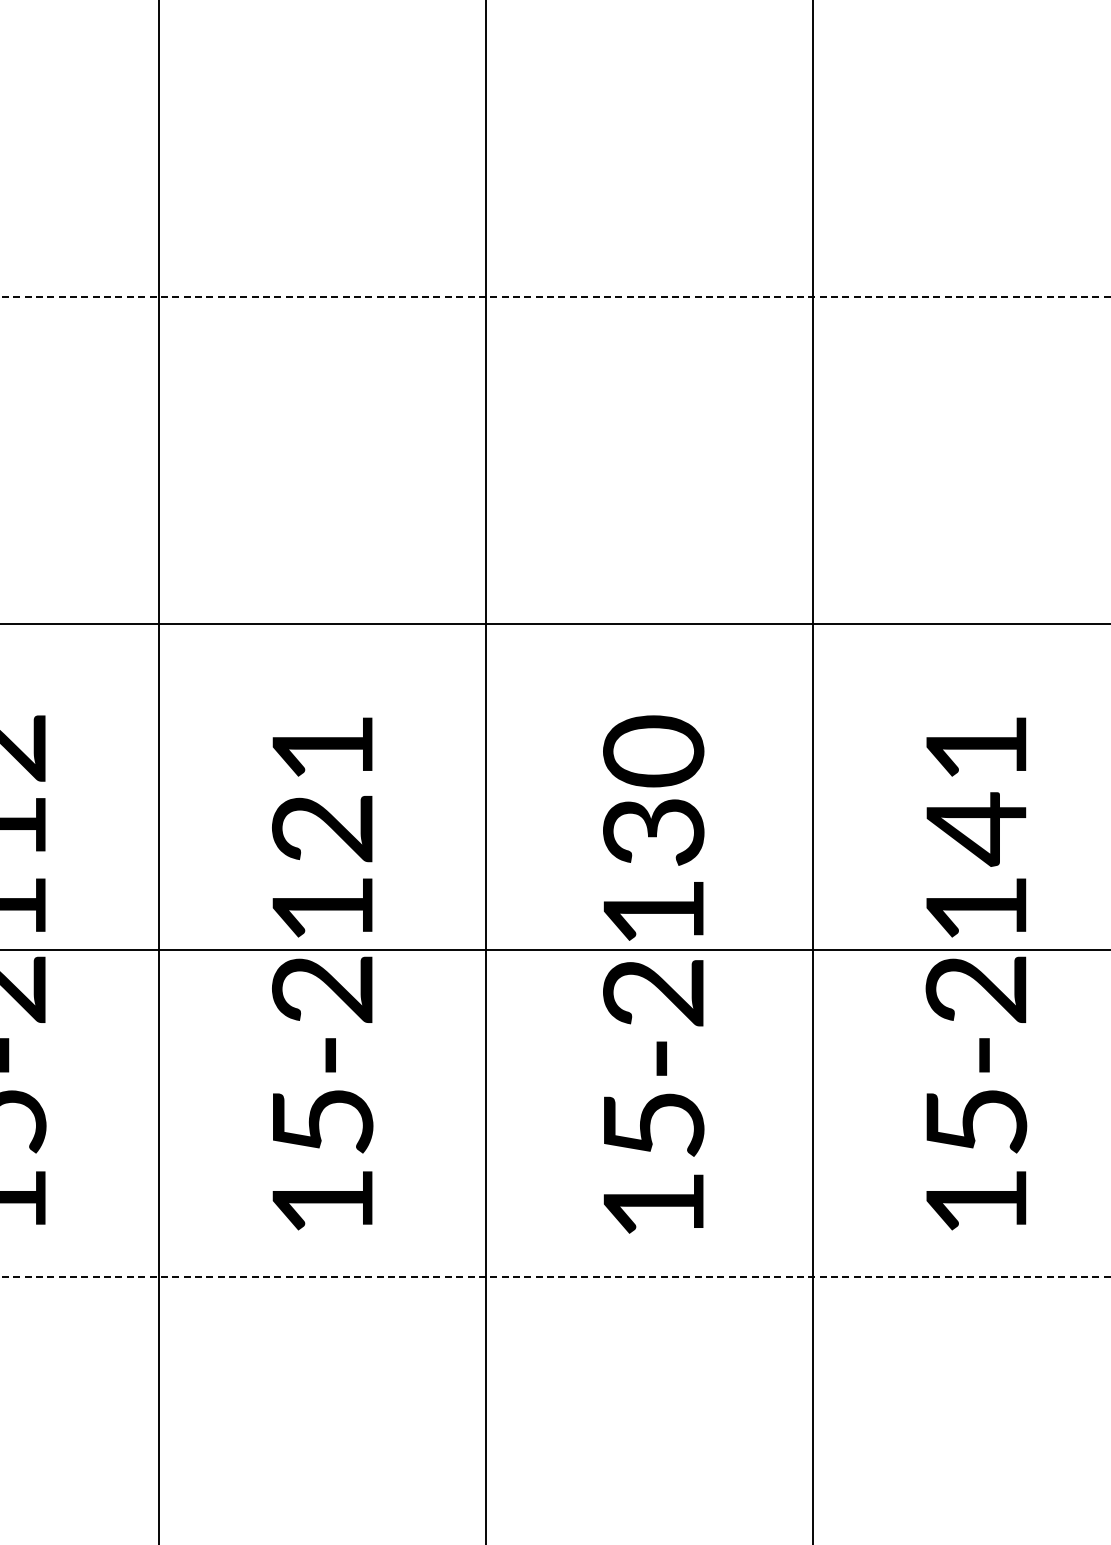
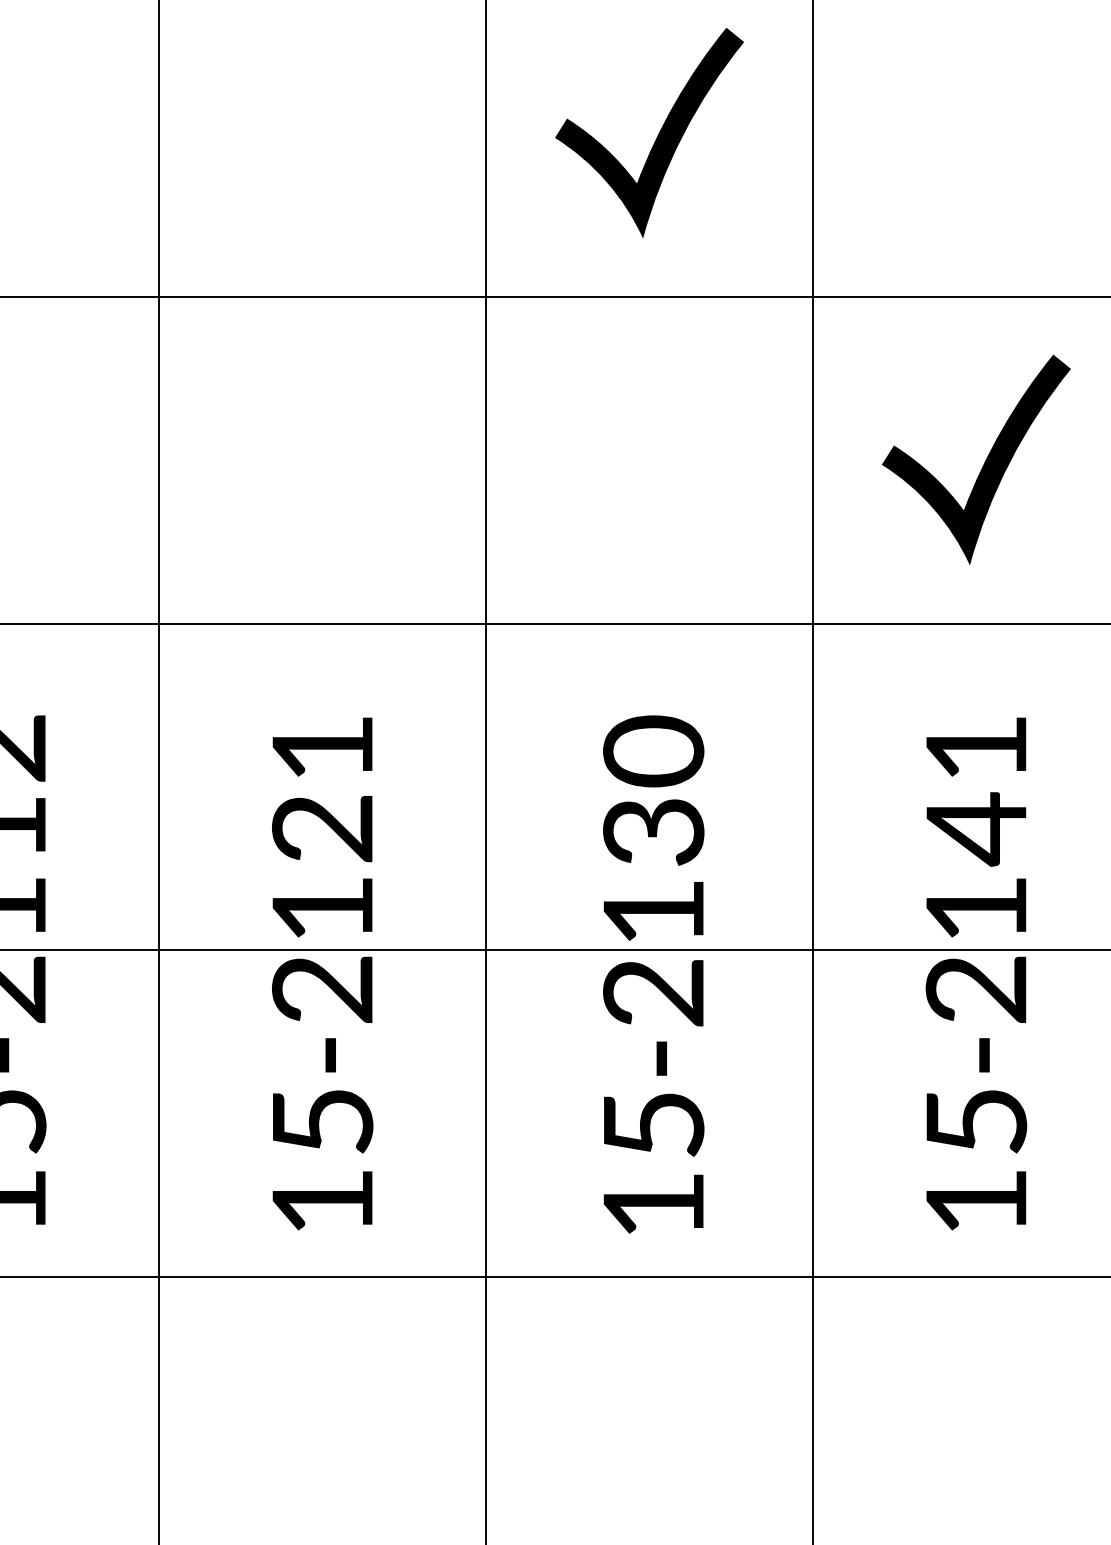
part: none -> present (657, 135)
line: dashed -> solid (556, 296)
part: none -> present (984, 462)
line: dashed -> solid (556, 1277)
